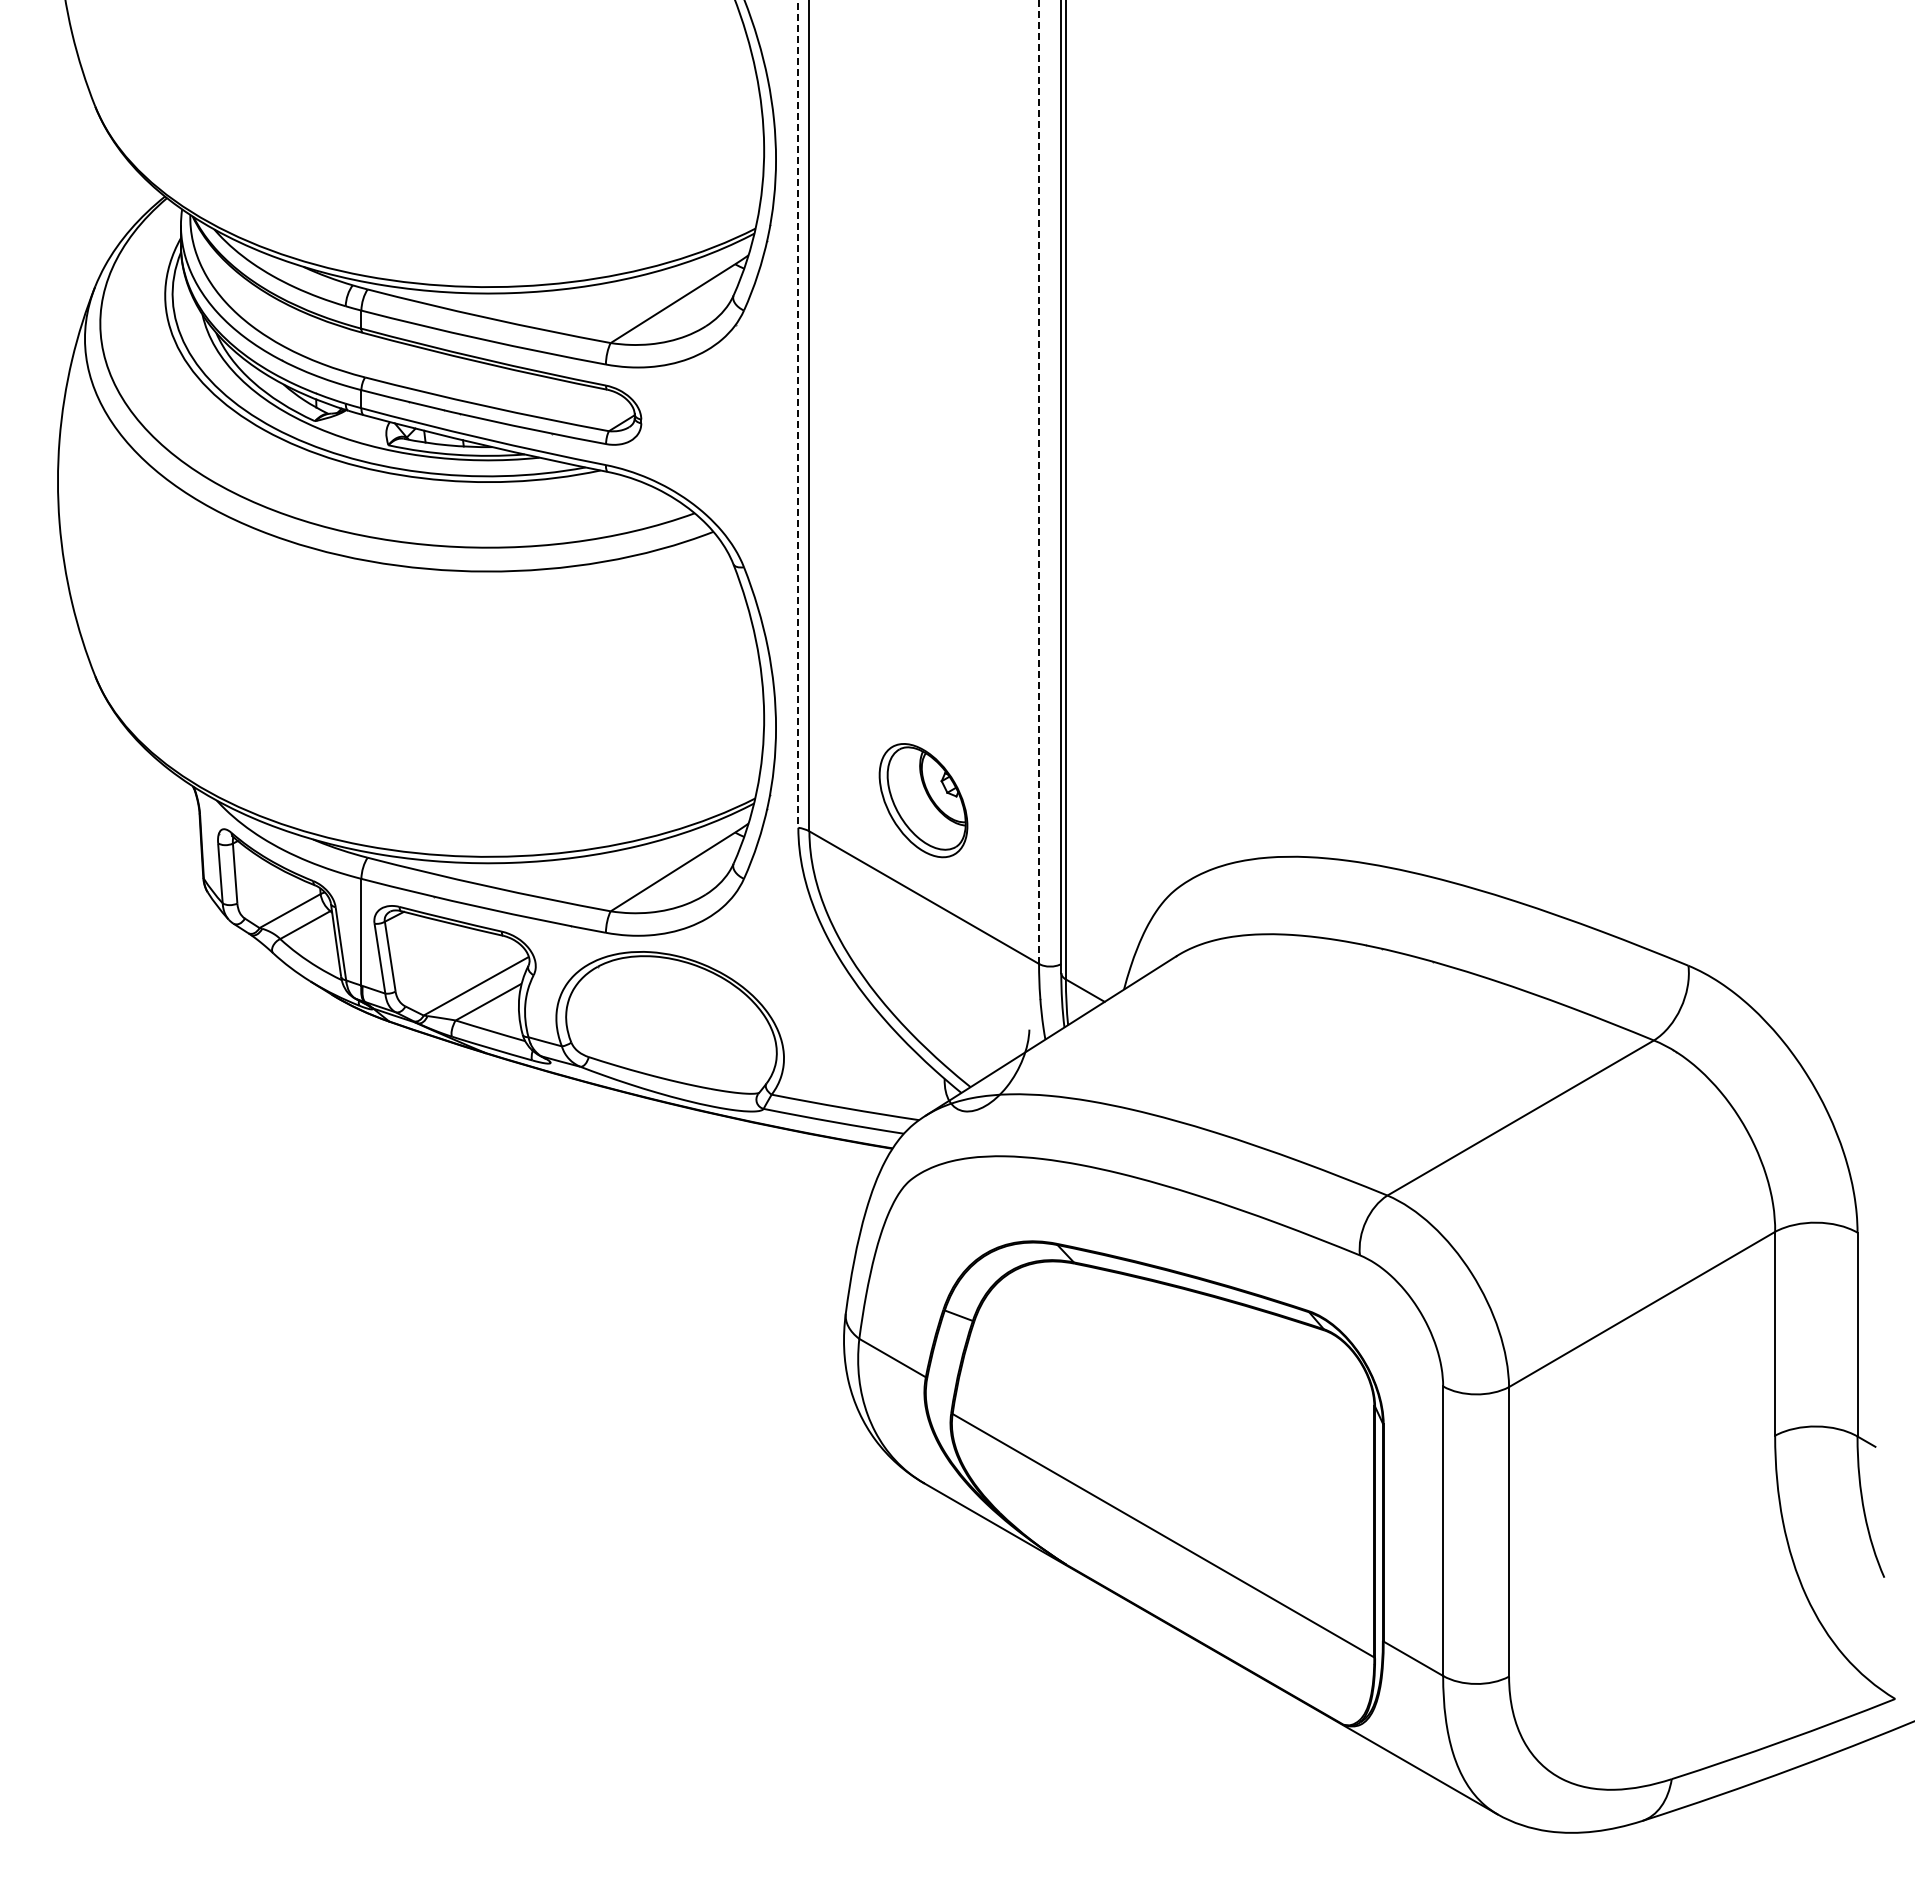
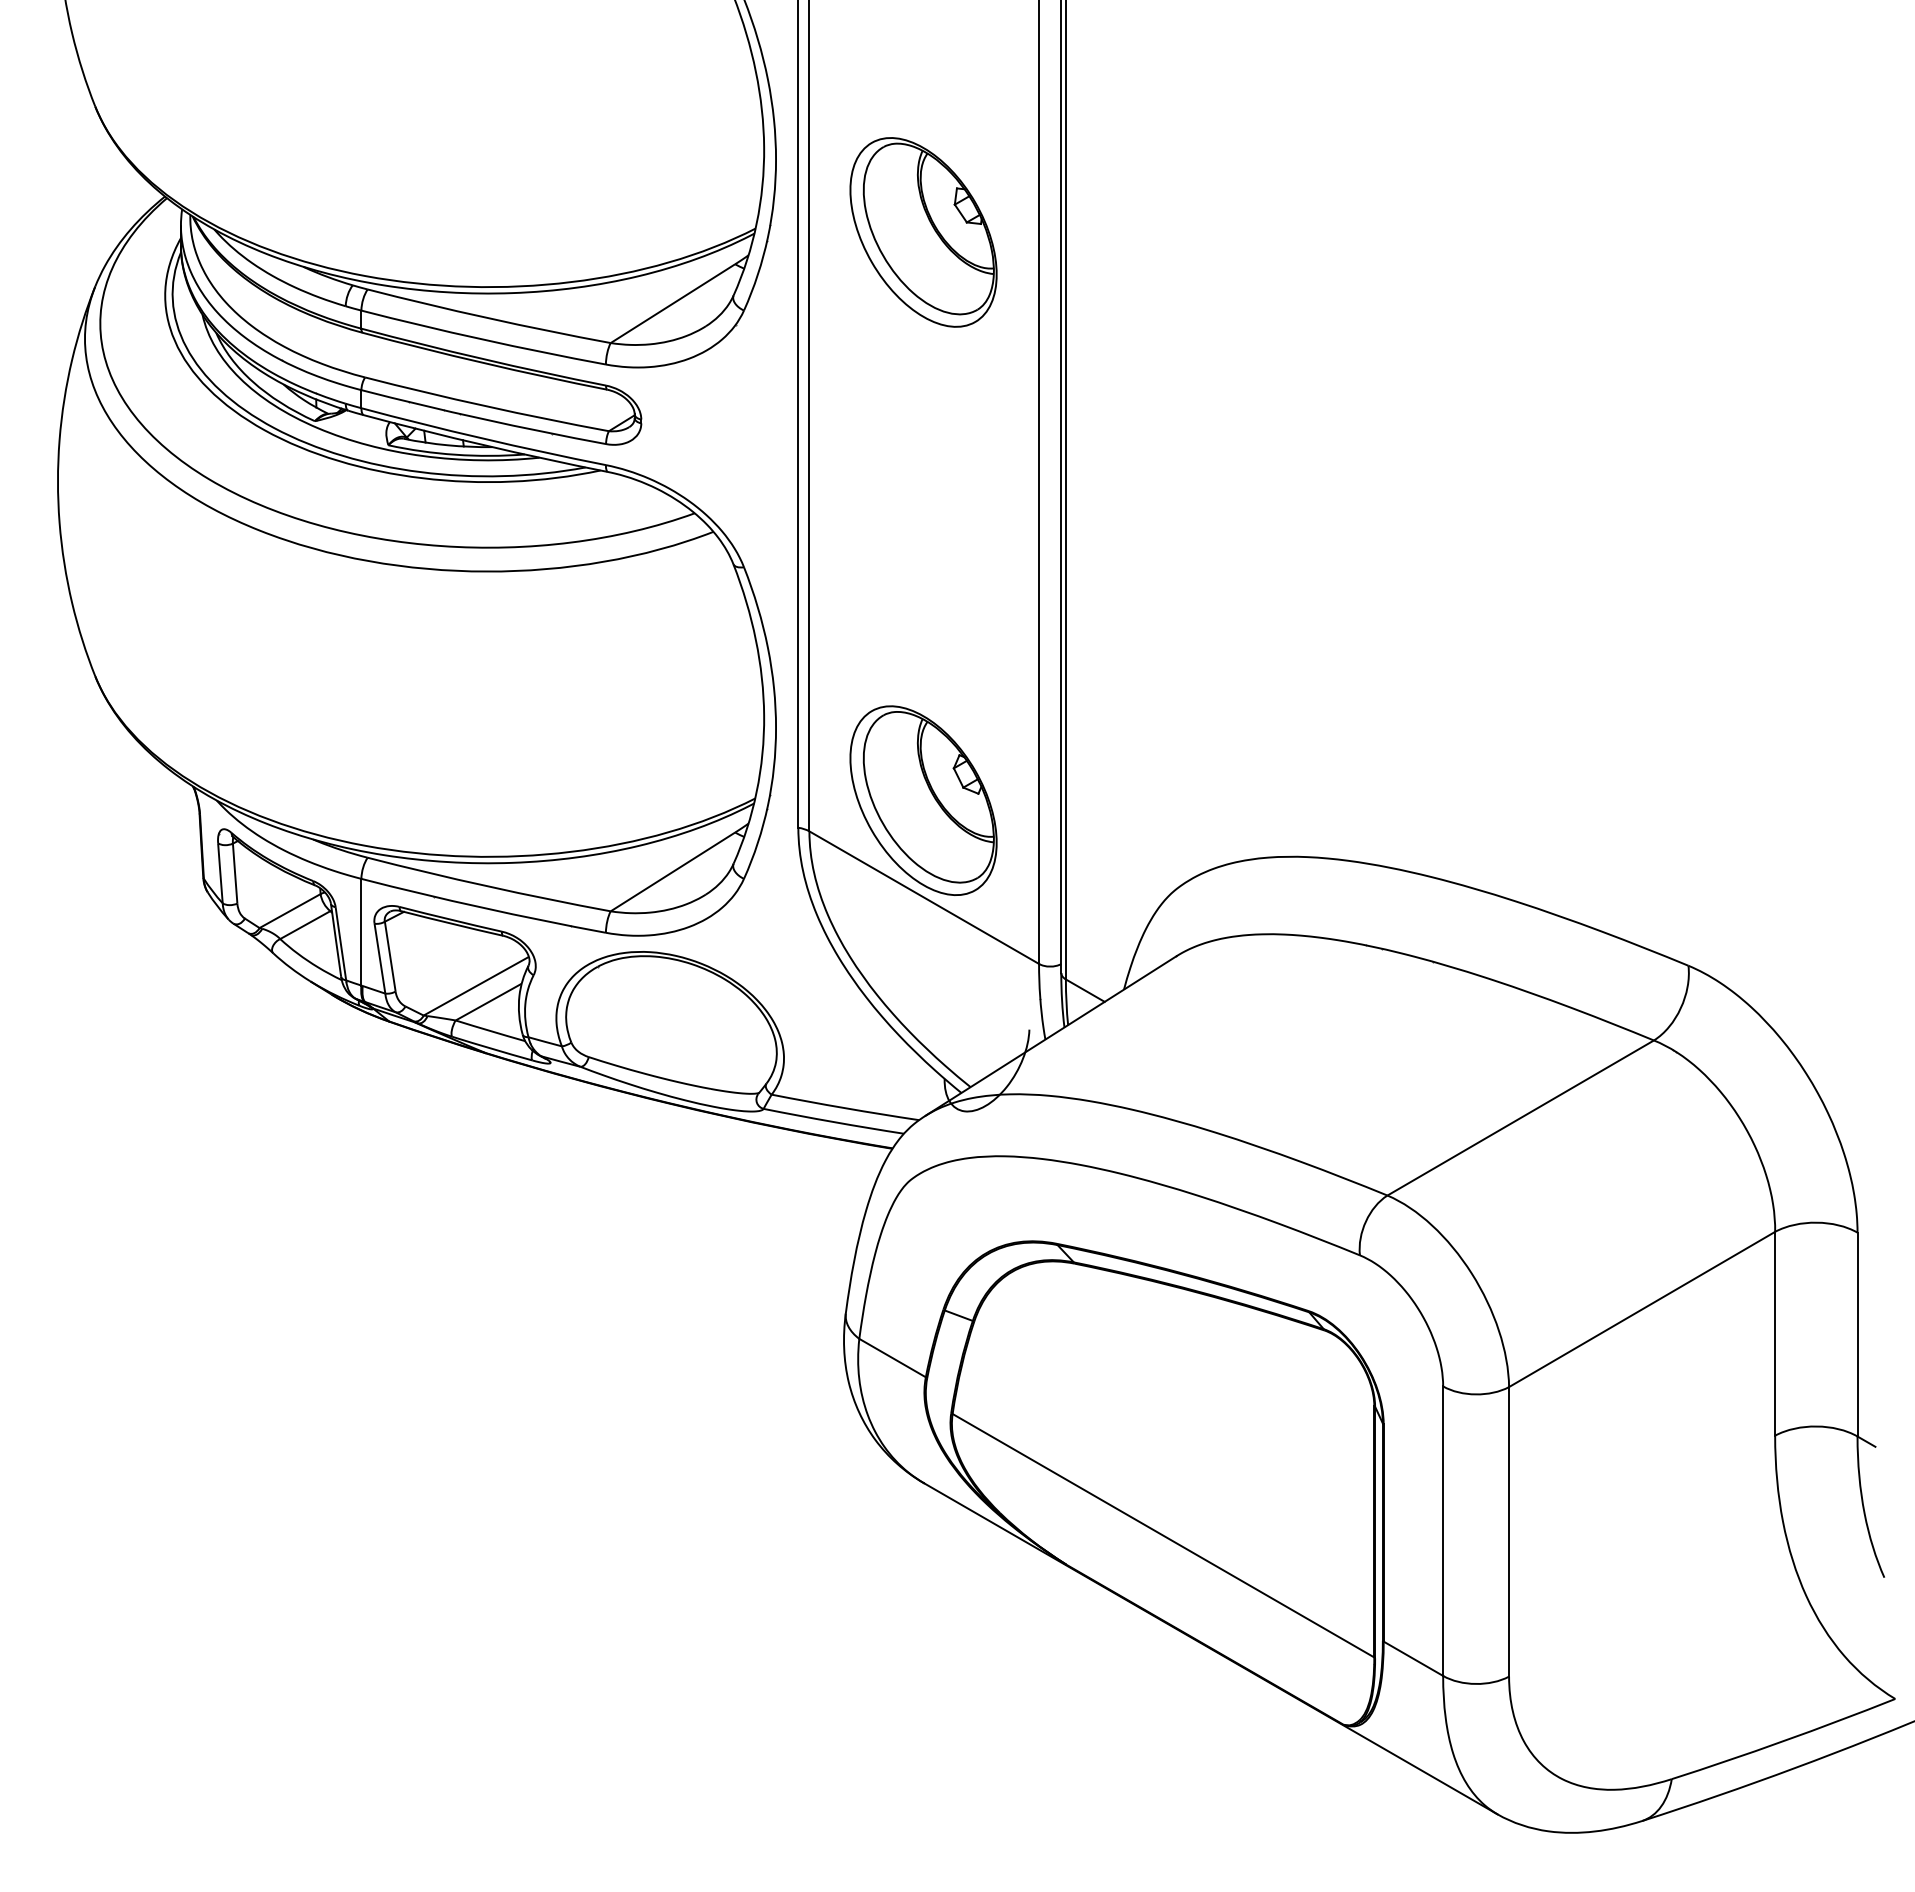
part: none -> present (923, 232)
line: dashed -> solid (798, 413)
line: dashed -> solid (1039, 482)
part size: 91x116 px -> 149x191 px (923, 800)
